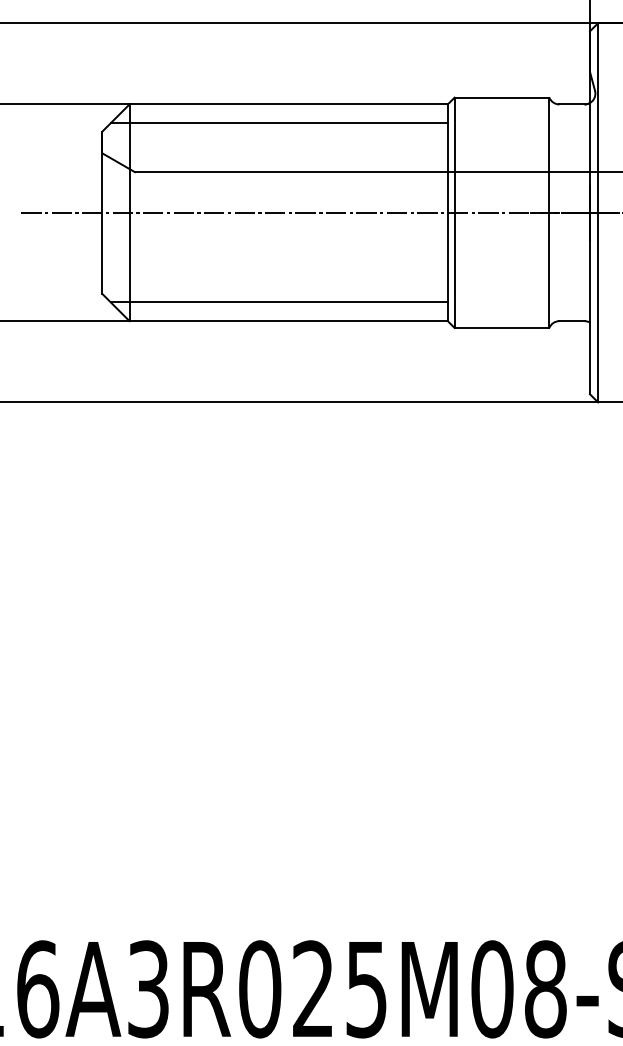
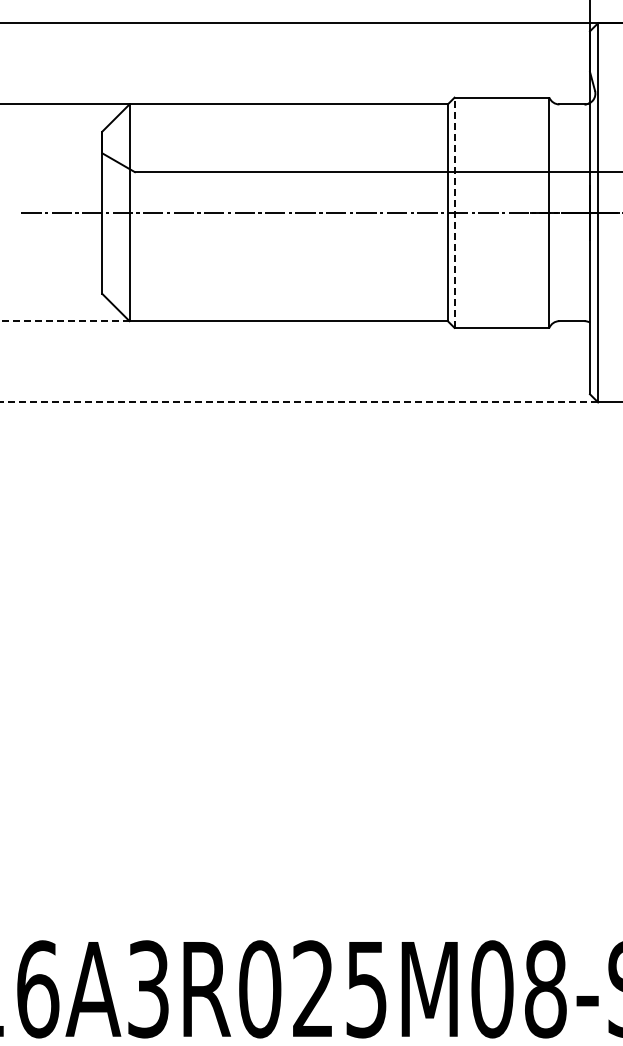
line: present -> none (278, 123)
line: solid -> dashed (454, 212)
line: present -> none (278, 302)
line: solid -> dashed (64, 321)
line: solid -> dashed (299, 402)
